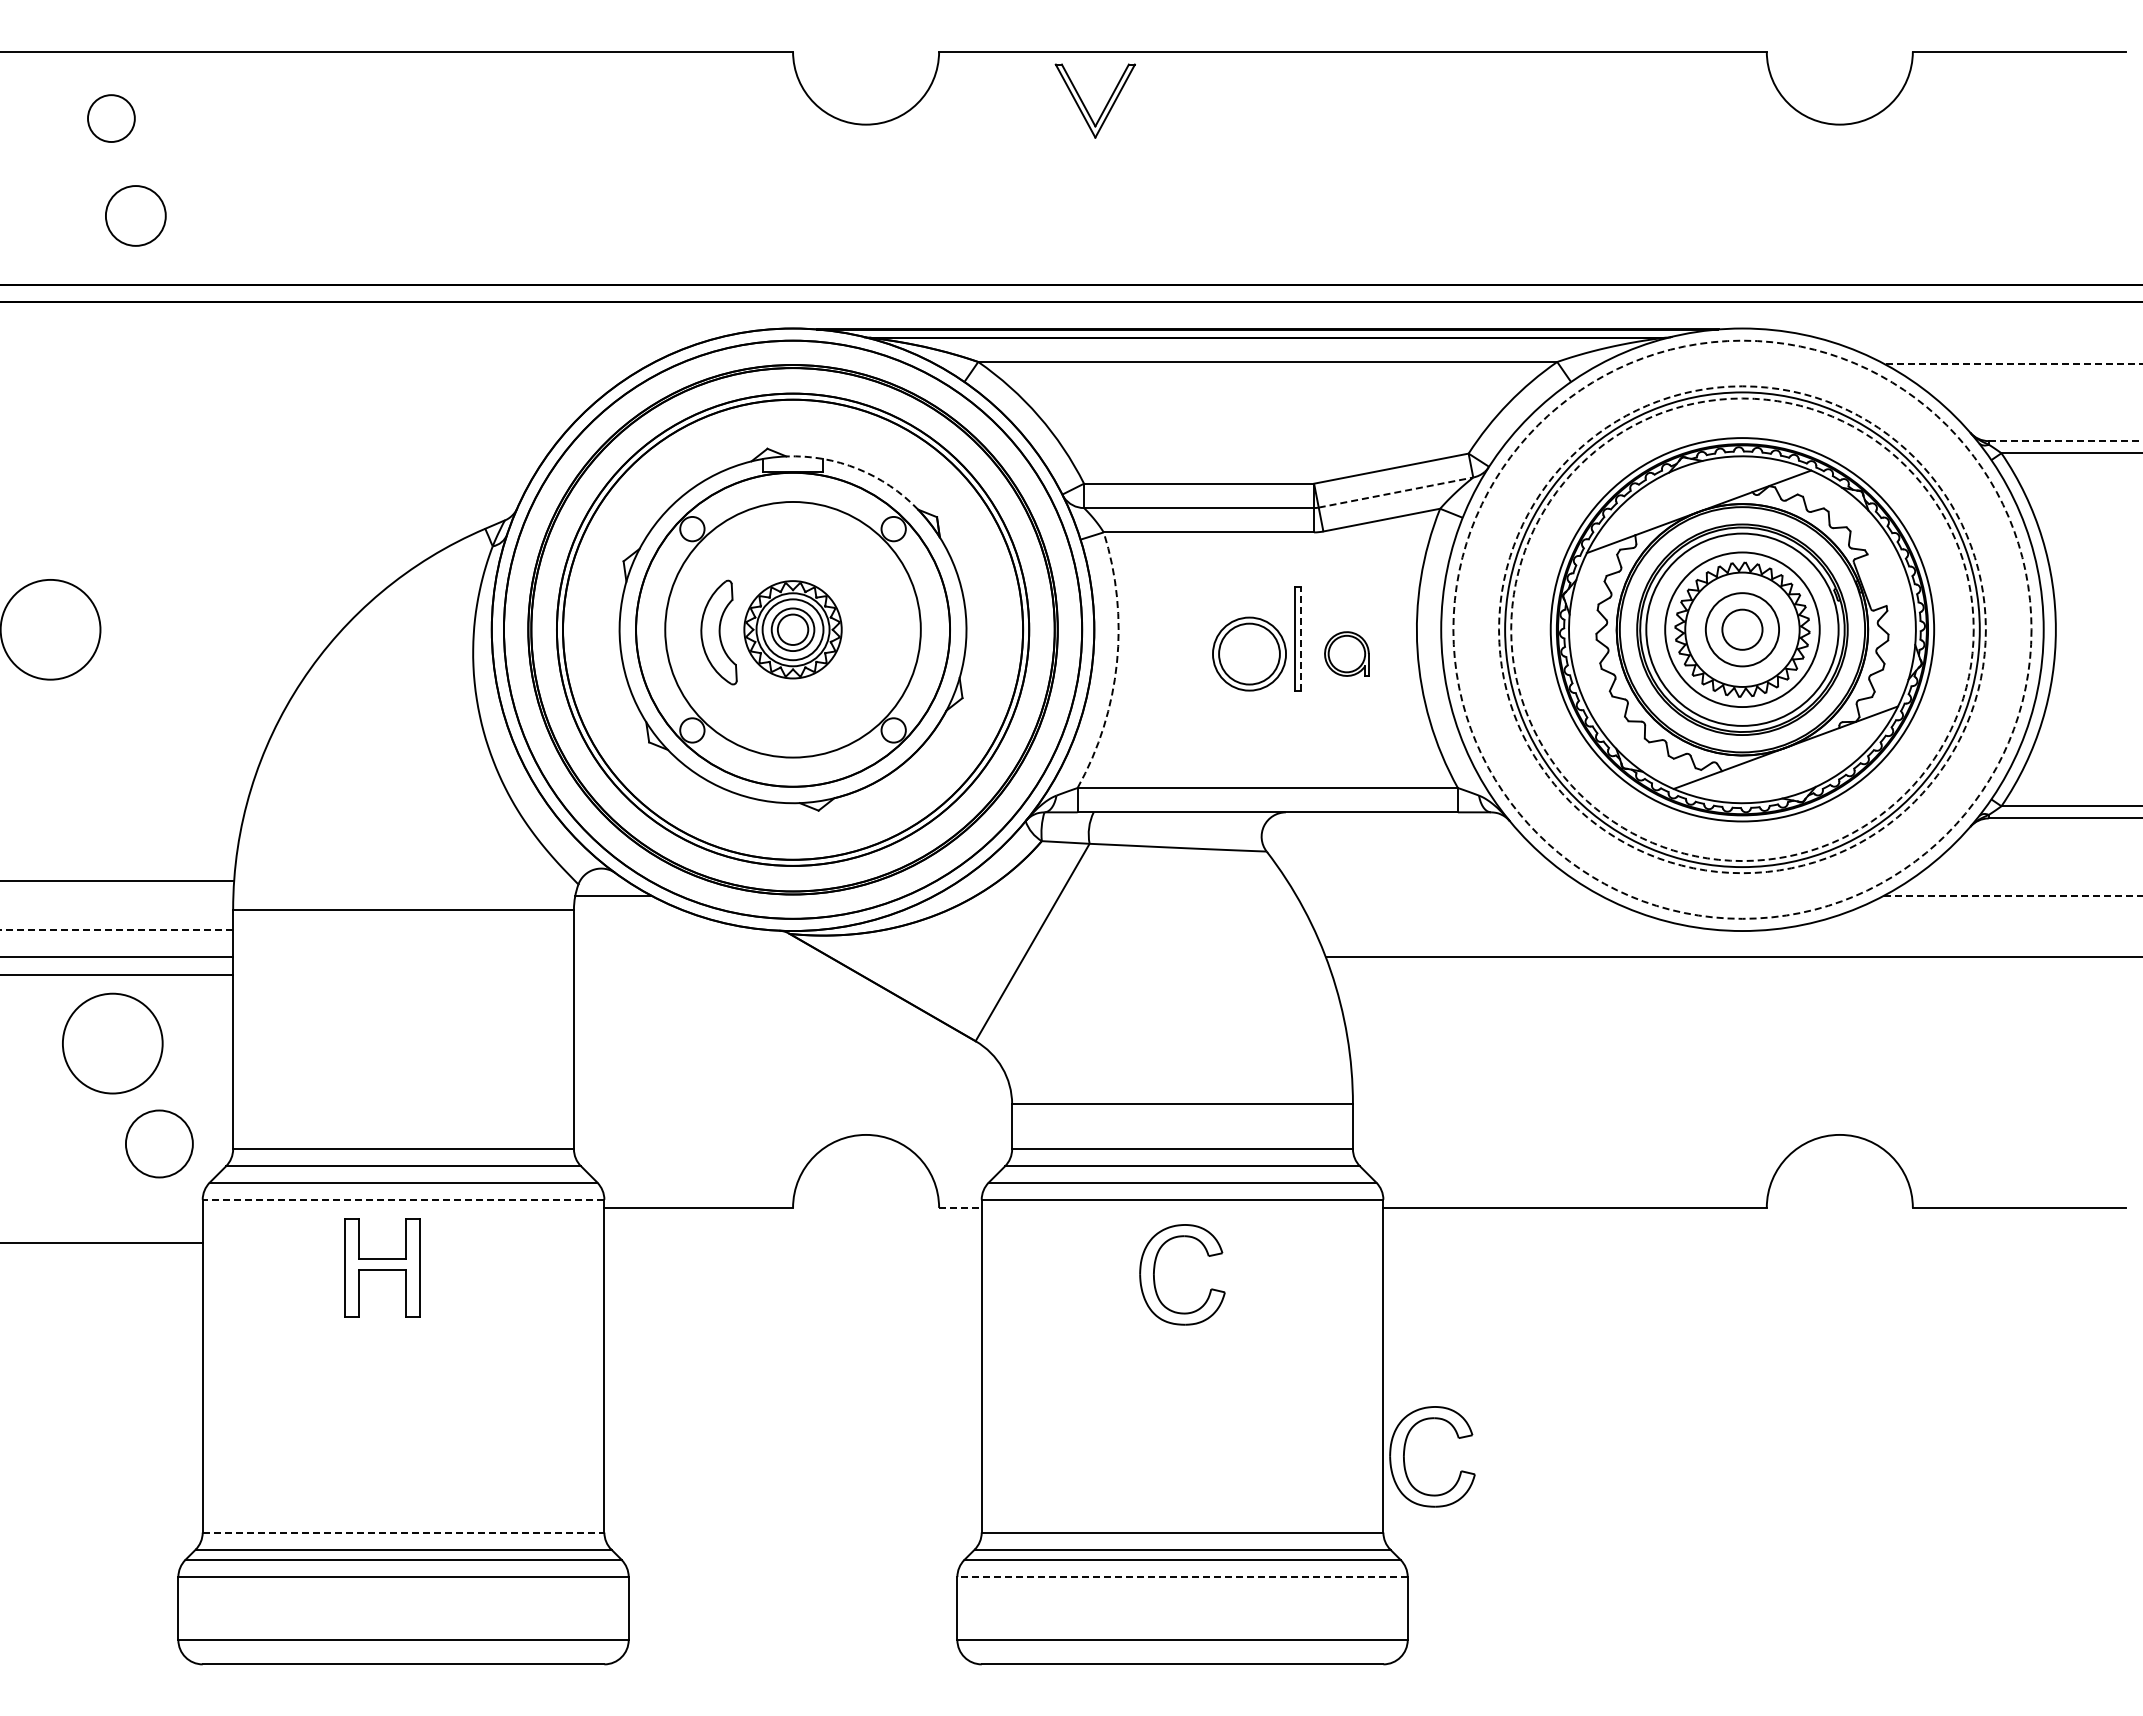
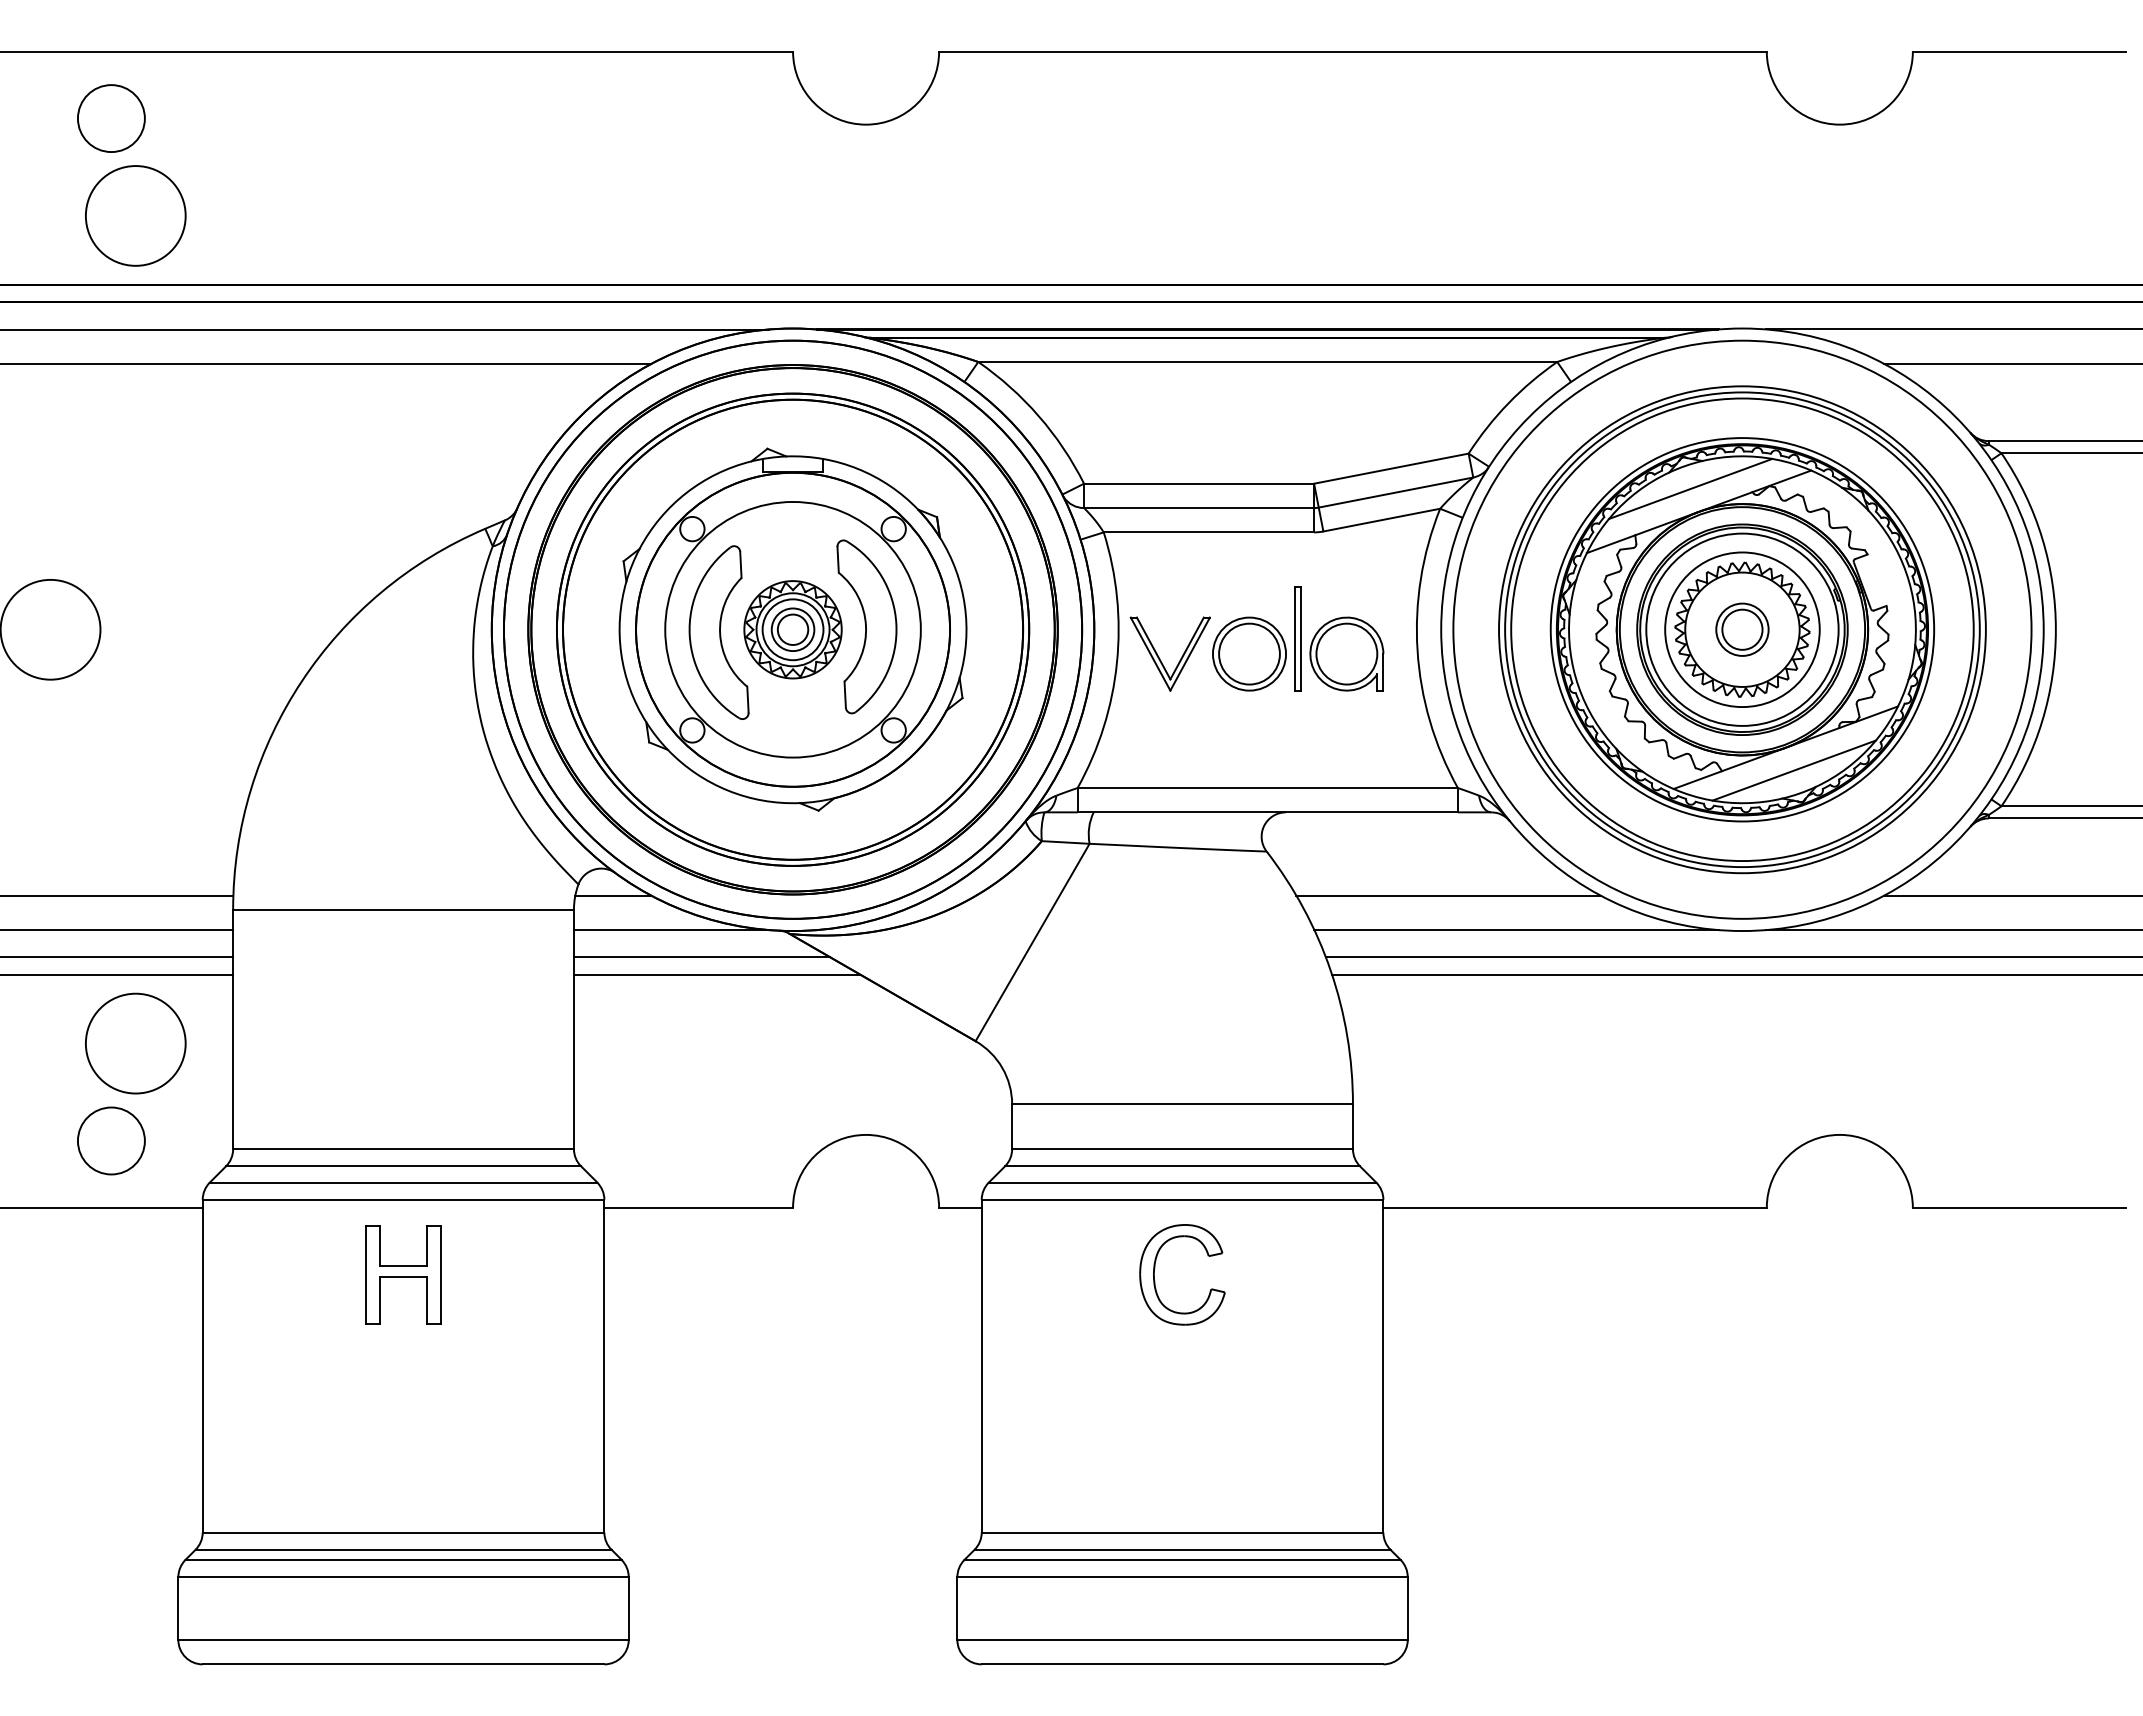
part position: (1085, 105) -> (1160, 658) (1160, 658)
circle diameter: 47 px -> 67 px (110, 118)
circle size: 62x62 px -> 102x102 px (135, 215)
line: none -> present (385, 329)
line: none -> present (1952, 329)
line: none -> present (326, 363)
line: dashed -> solid (2012, 363)
line: dashed -> solid (2065, 441)
arc: dashed -> solid (857, 468)
line: none -> present (1690, 488)
line: dashed -> solid (1396, 492)
part: none -> present (866, 626)
circle diameter: 73 px -> 52 px (1742, 629)
circle: dashed -> solid (1742, 629)
circle: dashed -> solid (1742, 629)
circle: dashed -> solid (1742, 629)
part size: 38x107 px -> 62x175 px (718, 632)
line: dashed -> solid (1301, 638)
part size: 46x46 px -> 76x76 px (1346, 653)
arc: dashed -> solid (1116, 662)
line: none -> present (1793, 770)
line position: (117, 880) -> (117, 895) (117, 895)
line: none -> present (1448, 895)
line: dashed -> solid (2013, 895)
line: dashed -> solid (116, 930)
line: none -> present (671, 930)
line: none -> present (1516, 930)
line: none -> present (1952, 930)
line: none -> present (701, 957)
line: none -> present (716, 974)
line: none -> present (1735, 974)
circle position: (112, 1043) -> (135, 1043) (135, 1043)
circle position: (159, 1143) -> (111, 1140) (111, 1140)
line: dashed -> solid (403, 1199)
line: dashed -> solid (960, 1207)
line position: (102, 1242) -> (102, 1207) (102, 1207)
part position: (382, 1267) -> (403, 1274) (403, 1274)
part: present -> none (1405, 1450)
line: dashed -> solid (403, 1532)
line: dashed -> solid (1182, 1577)
